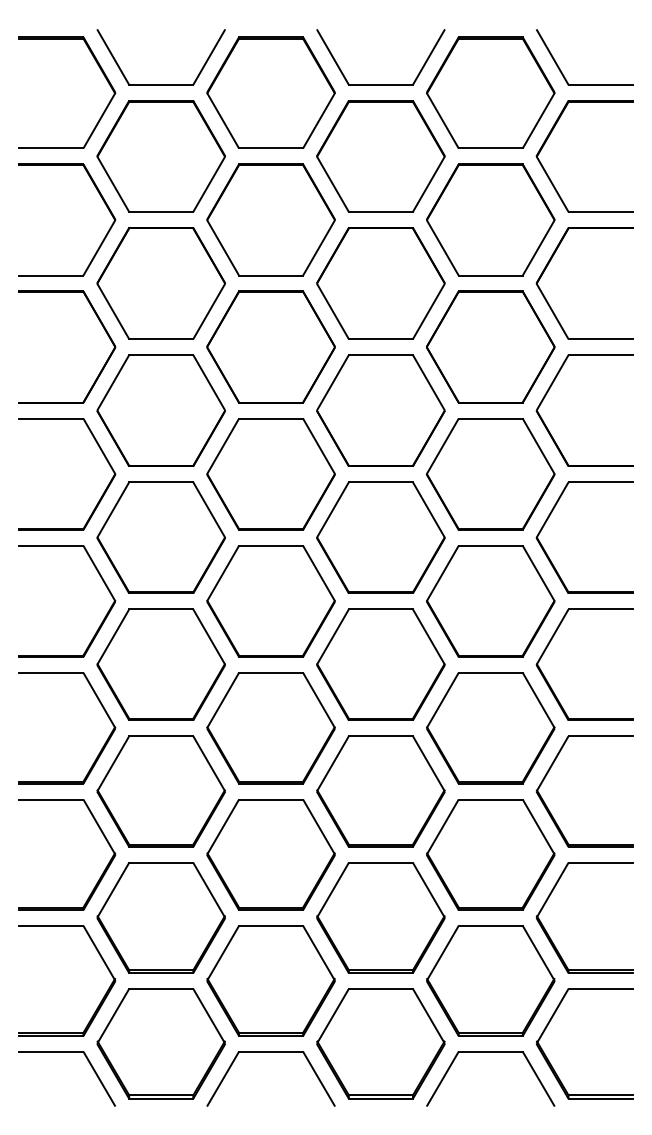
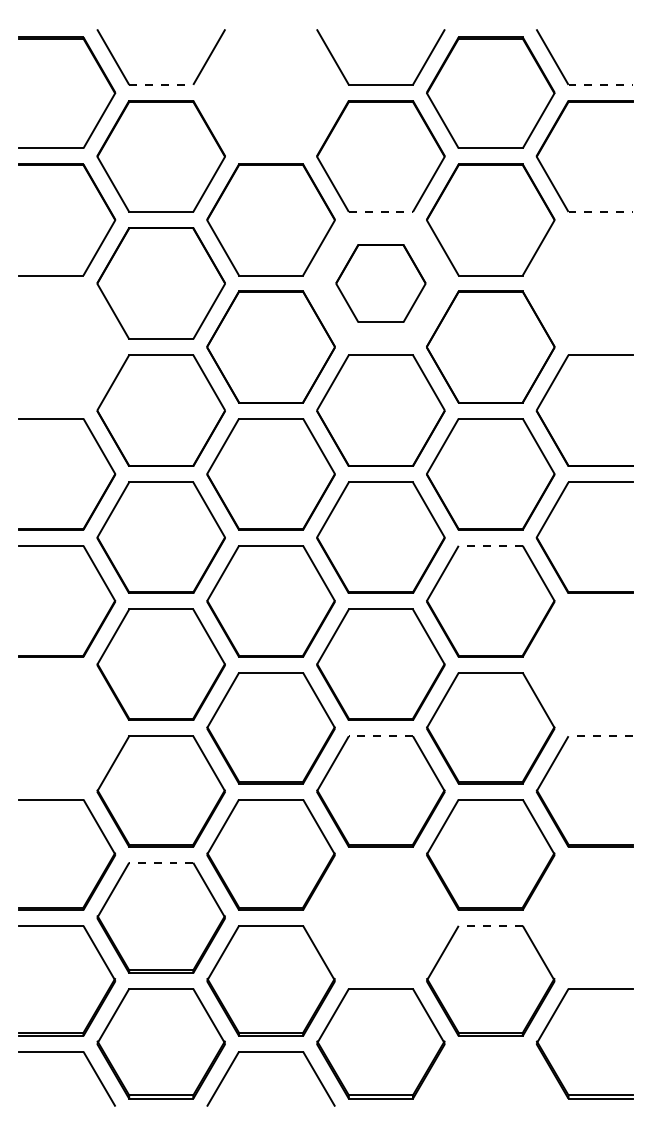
line: solid -> dashed (161, 84)
line: solid -> dashed (601, 84)
part: present -> none (270, 92)
line: solid -> dashed (381, 211)
line: solid -> dashed (601, 211)
part: present -> none (551, 260)
part size: 130x113 px -> 92x79 px (380, 283)
part: present -> none (101, 325)
line: solid -> dashed (490, 545)
part: present -> none (549, 683)
line: solid -> dashed (380, 736)
line: solid -> dashed (600, 736)
part: present -> none (102, 746)
line: solid -> dashed (160, 862)
part: present -> none (380, 917)
line: solid -> dashed (490, 925)
part: present -> none (551, 938)
part: present -> none (490, 1052)
